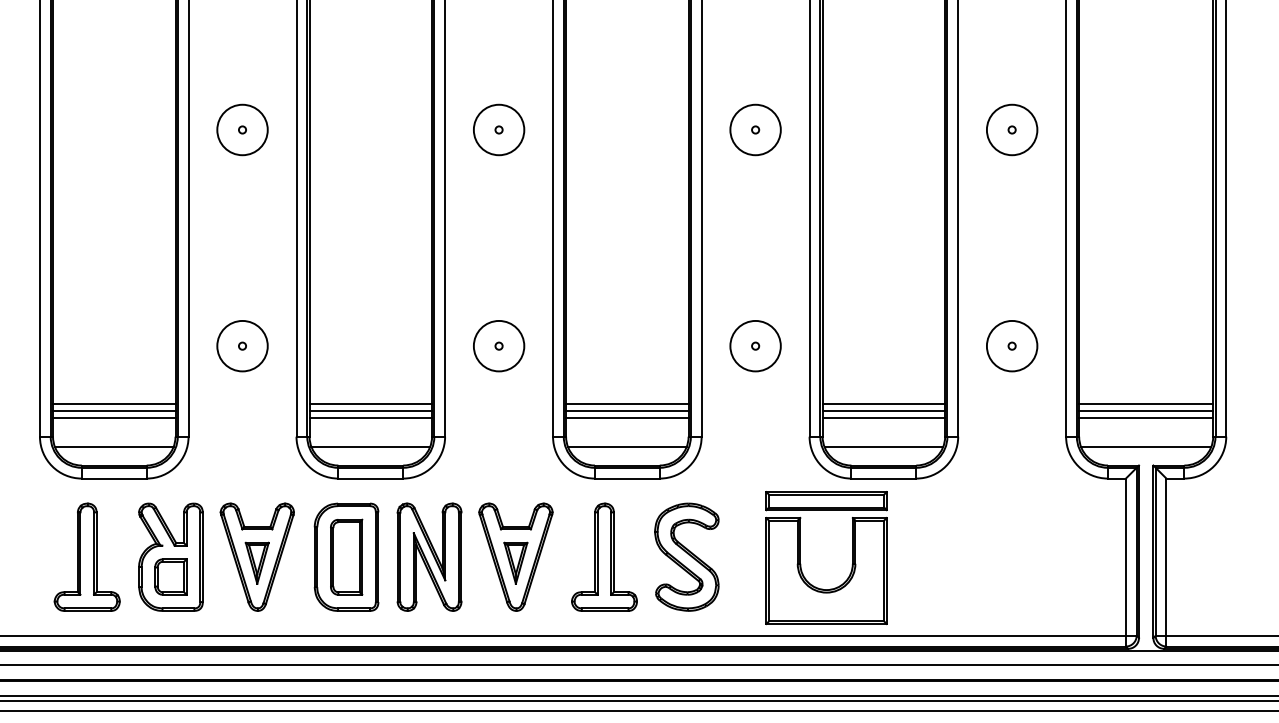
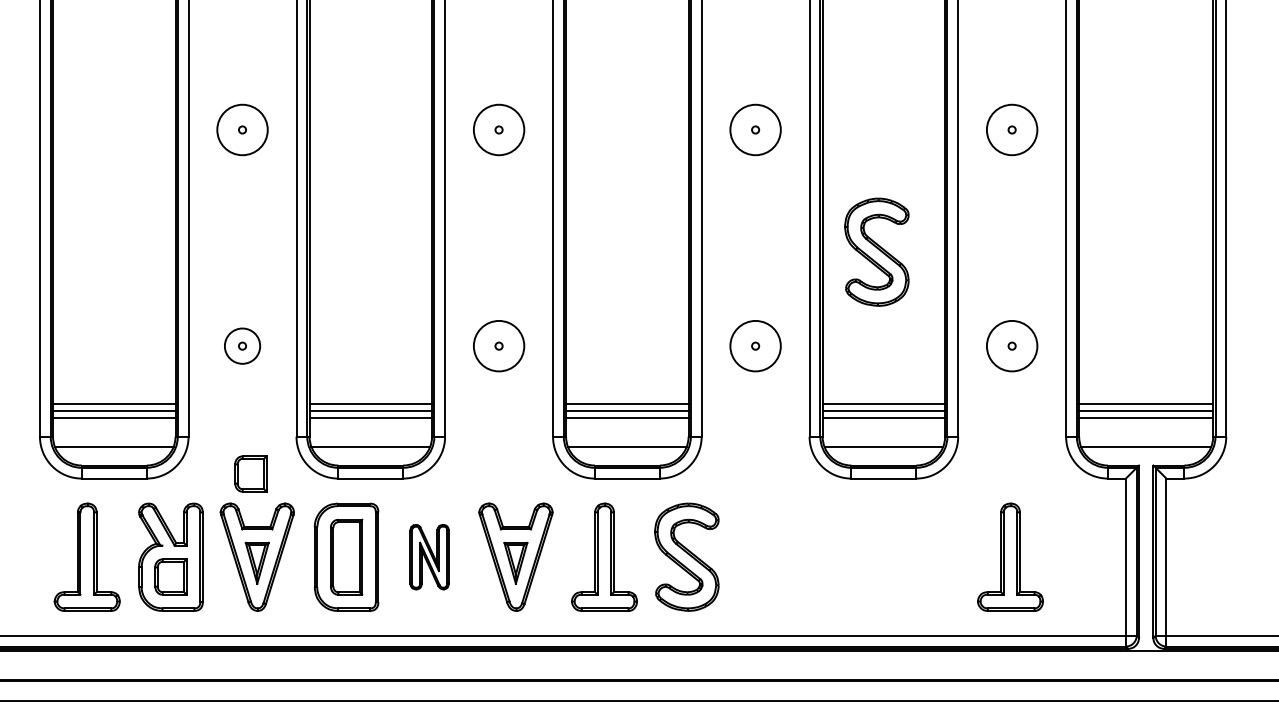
part: none -> present (876, 251)
circle diameter: 50 px -> 35 px (242, 345)
part: none -> present (250, 473)
part size: 67x110 px -> 41x67 px (429, 557)
part: none -> present (1010, 556)
part: present -> none (801, 564)
line: present -> none (638, 665)
line: present -> none (638, 695)
line: present -> none (638, 710)
